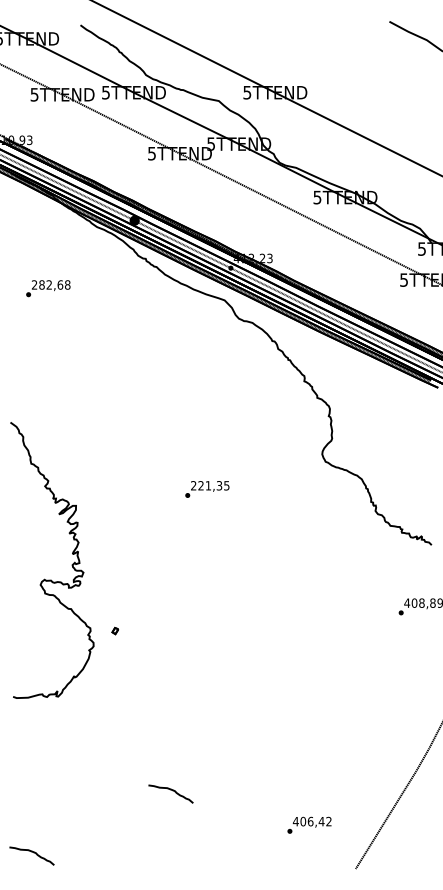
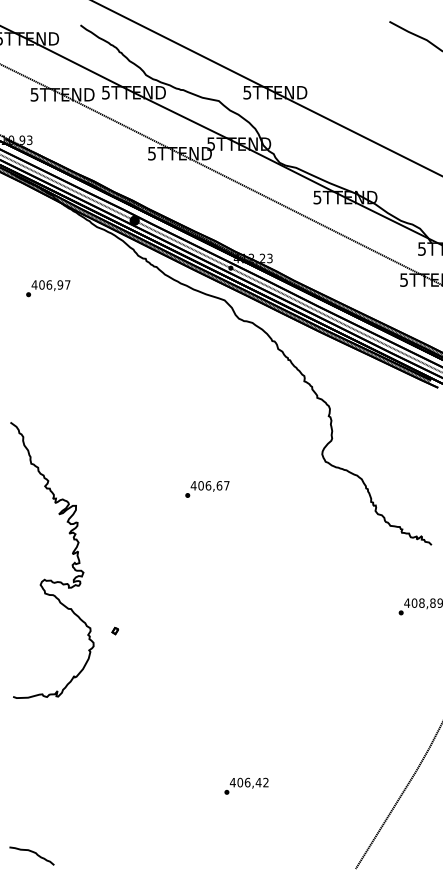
text: 282,68 -> 406,97 (50, 284)
text: 221,35 -> 406,67 (209, 485)
part: present -> none (170, 793)
text position: (309, 824) -> (246, 785) (246, 785)
